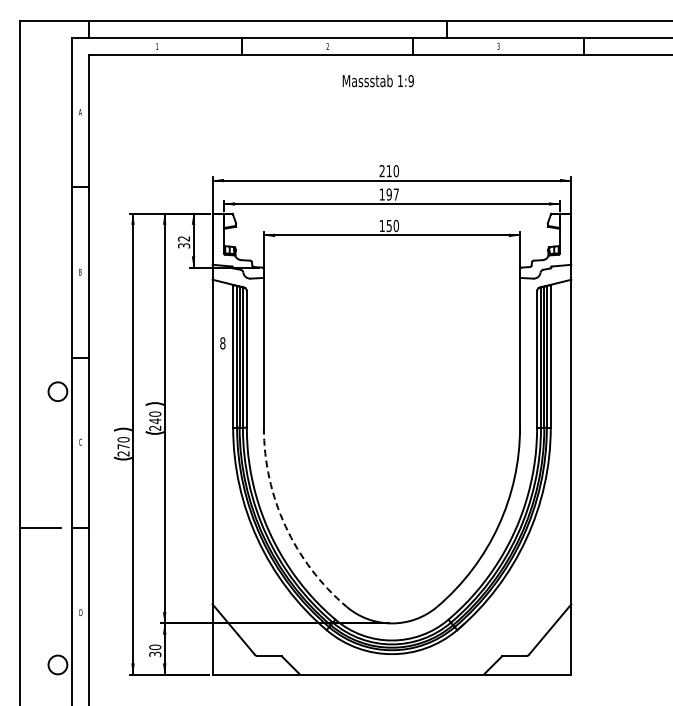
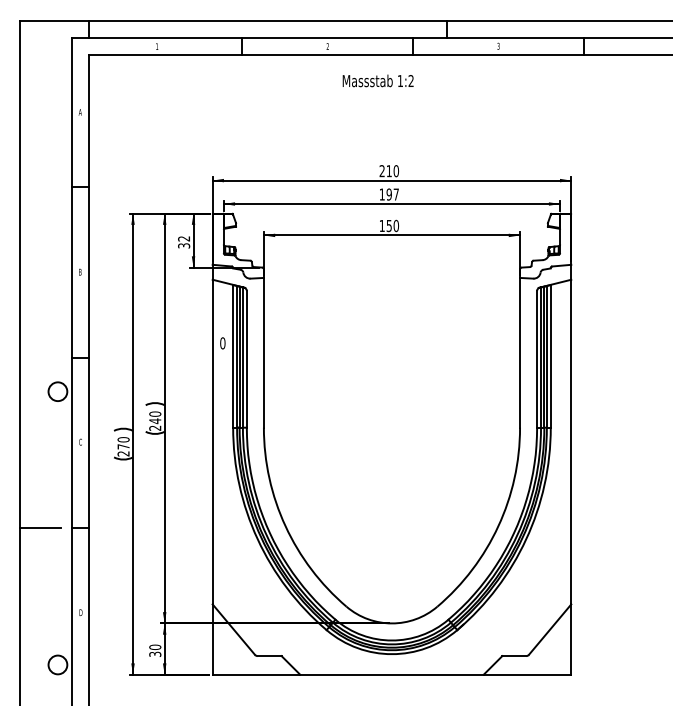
text: 1:9 -> 1:2 (410, 81)
text: 8 -> 0 (222, 343)
arc: dashed -> solid (285, 526)
